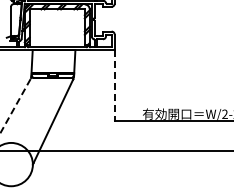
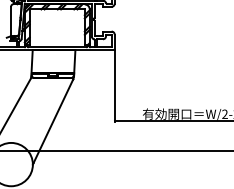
line: dashed -> solid (114, 86)
line: dashed -> solid (15, 105)
